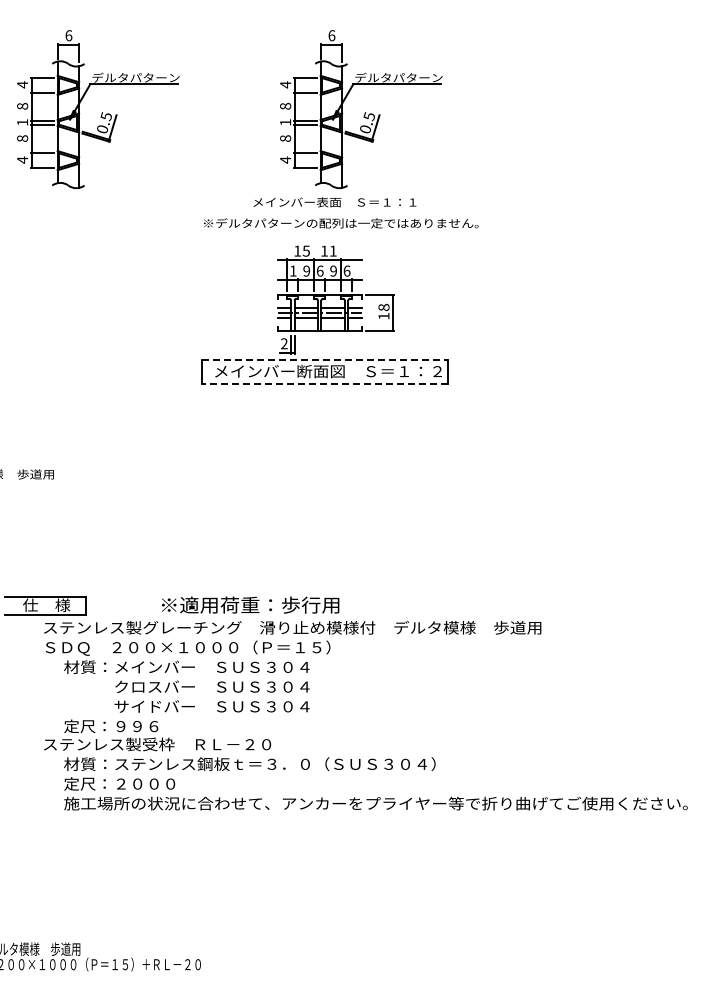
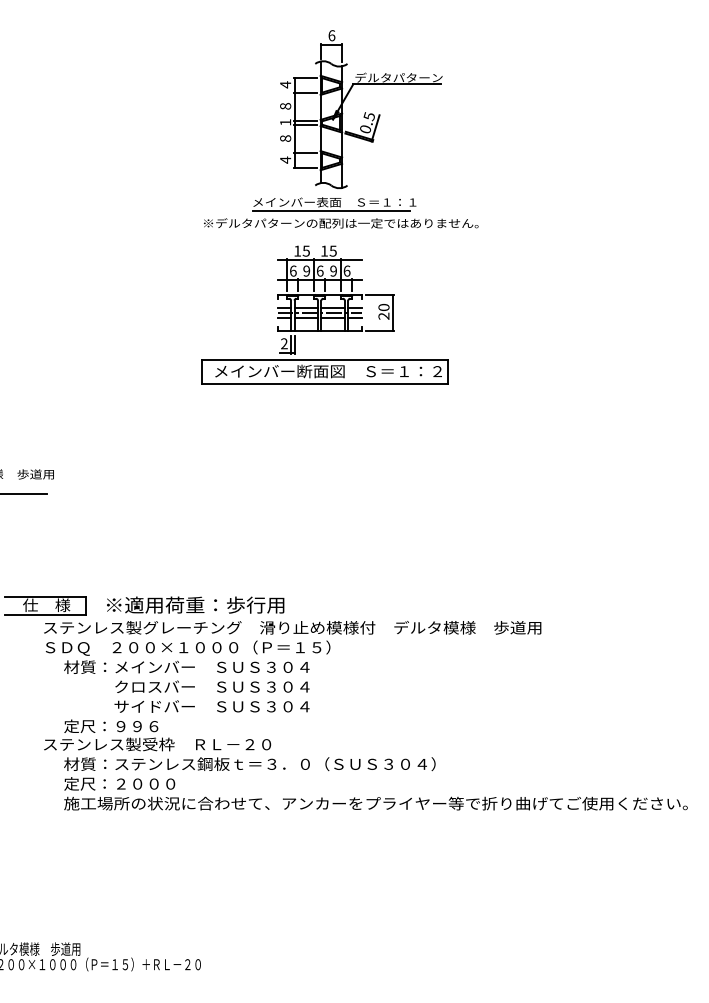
part: present -> none (98, 109)
line: none -> present (331, 210)
text: 11 -> 15 (332, 250)
text: 1 -> 6 (293, 270)
text: 18 -> 20 (383, 311)
line: dashed -> solid (325, 360)
line: dashed -> solid (324, 383)
line: none -> present (24, 494)
text position: (250, 604) -> (195, 604) (195, 604)
